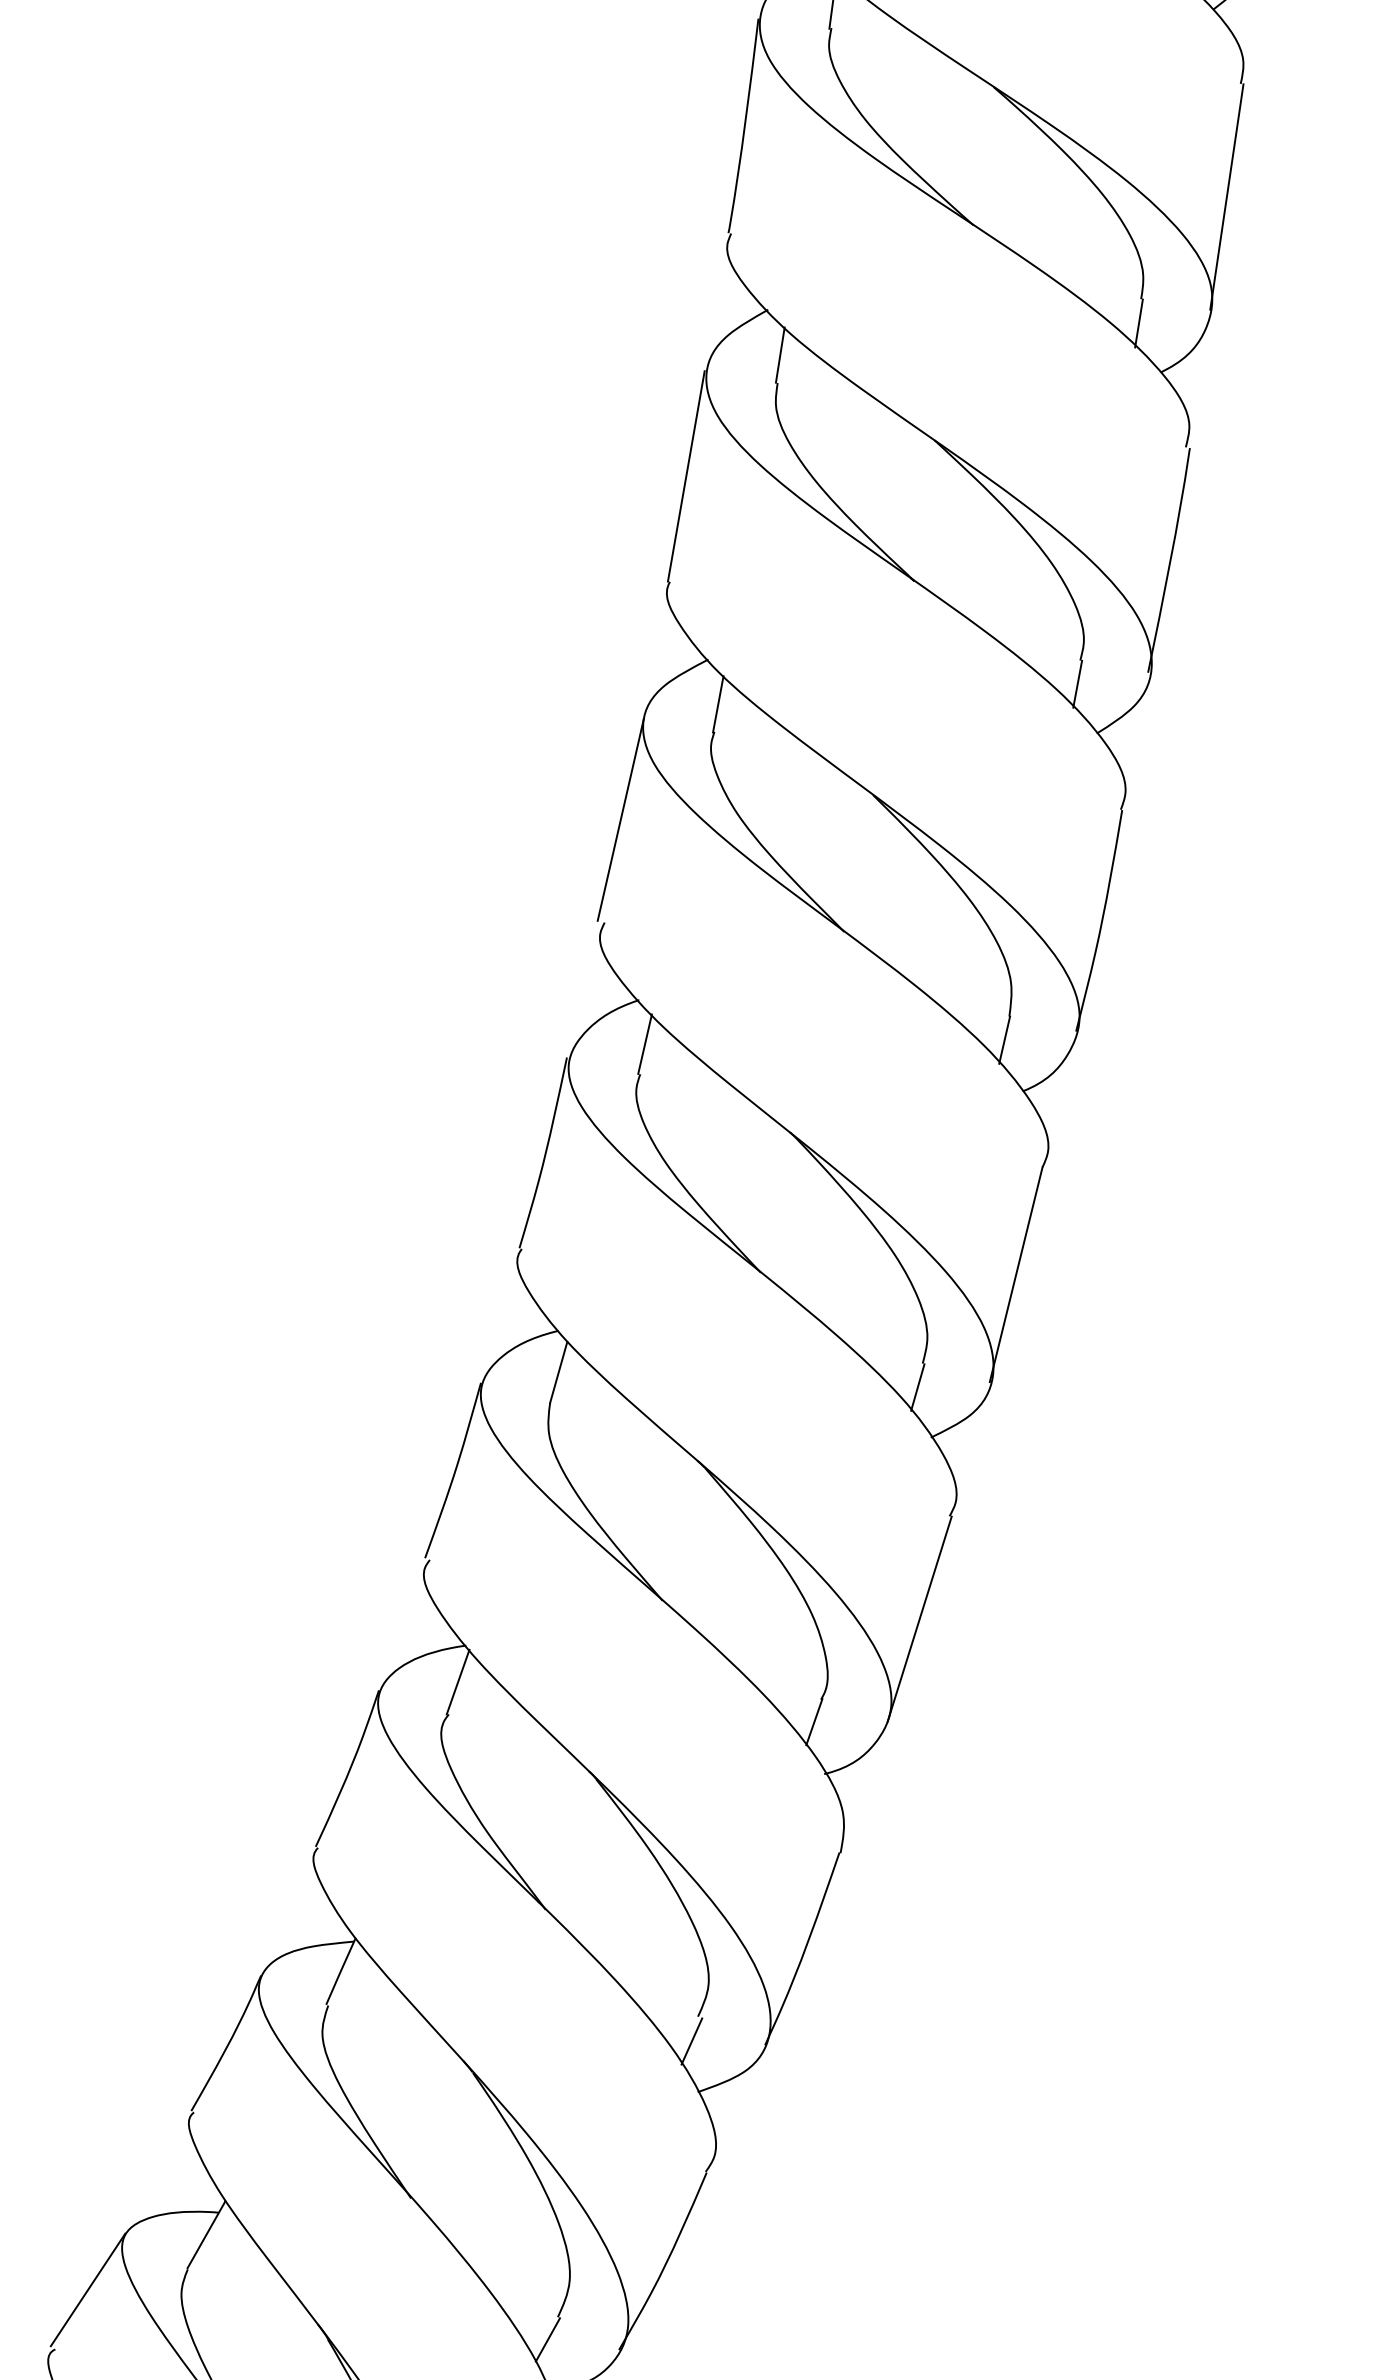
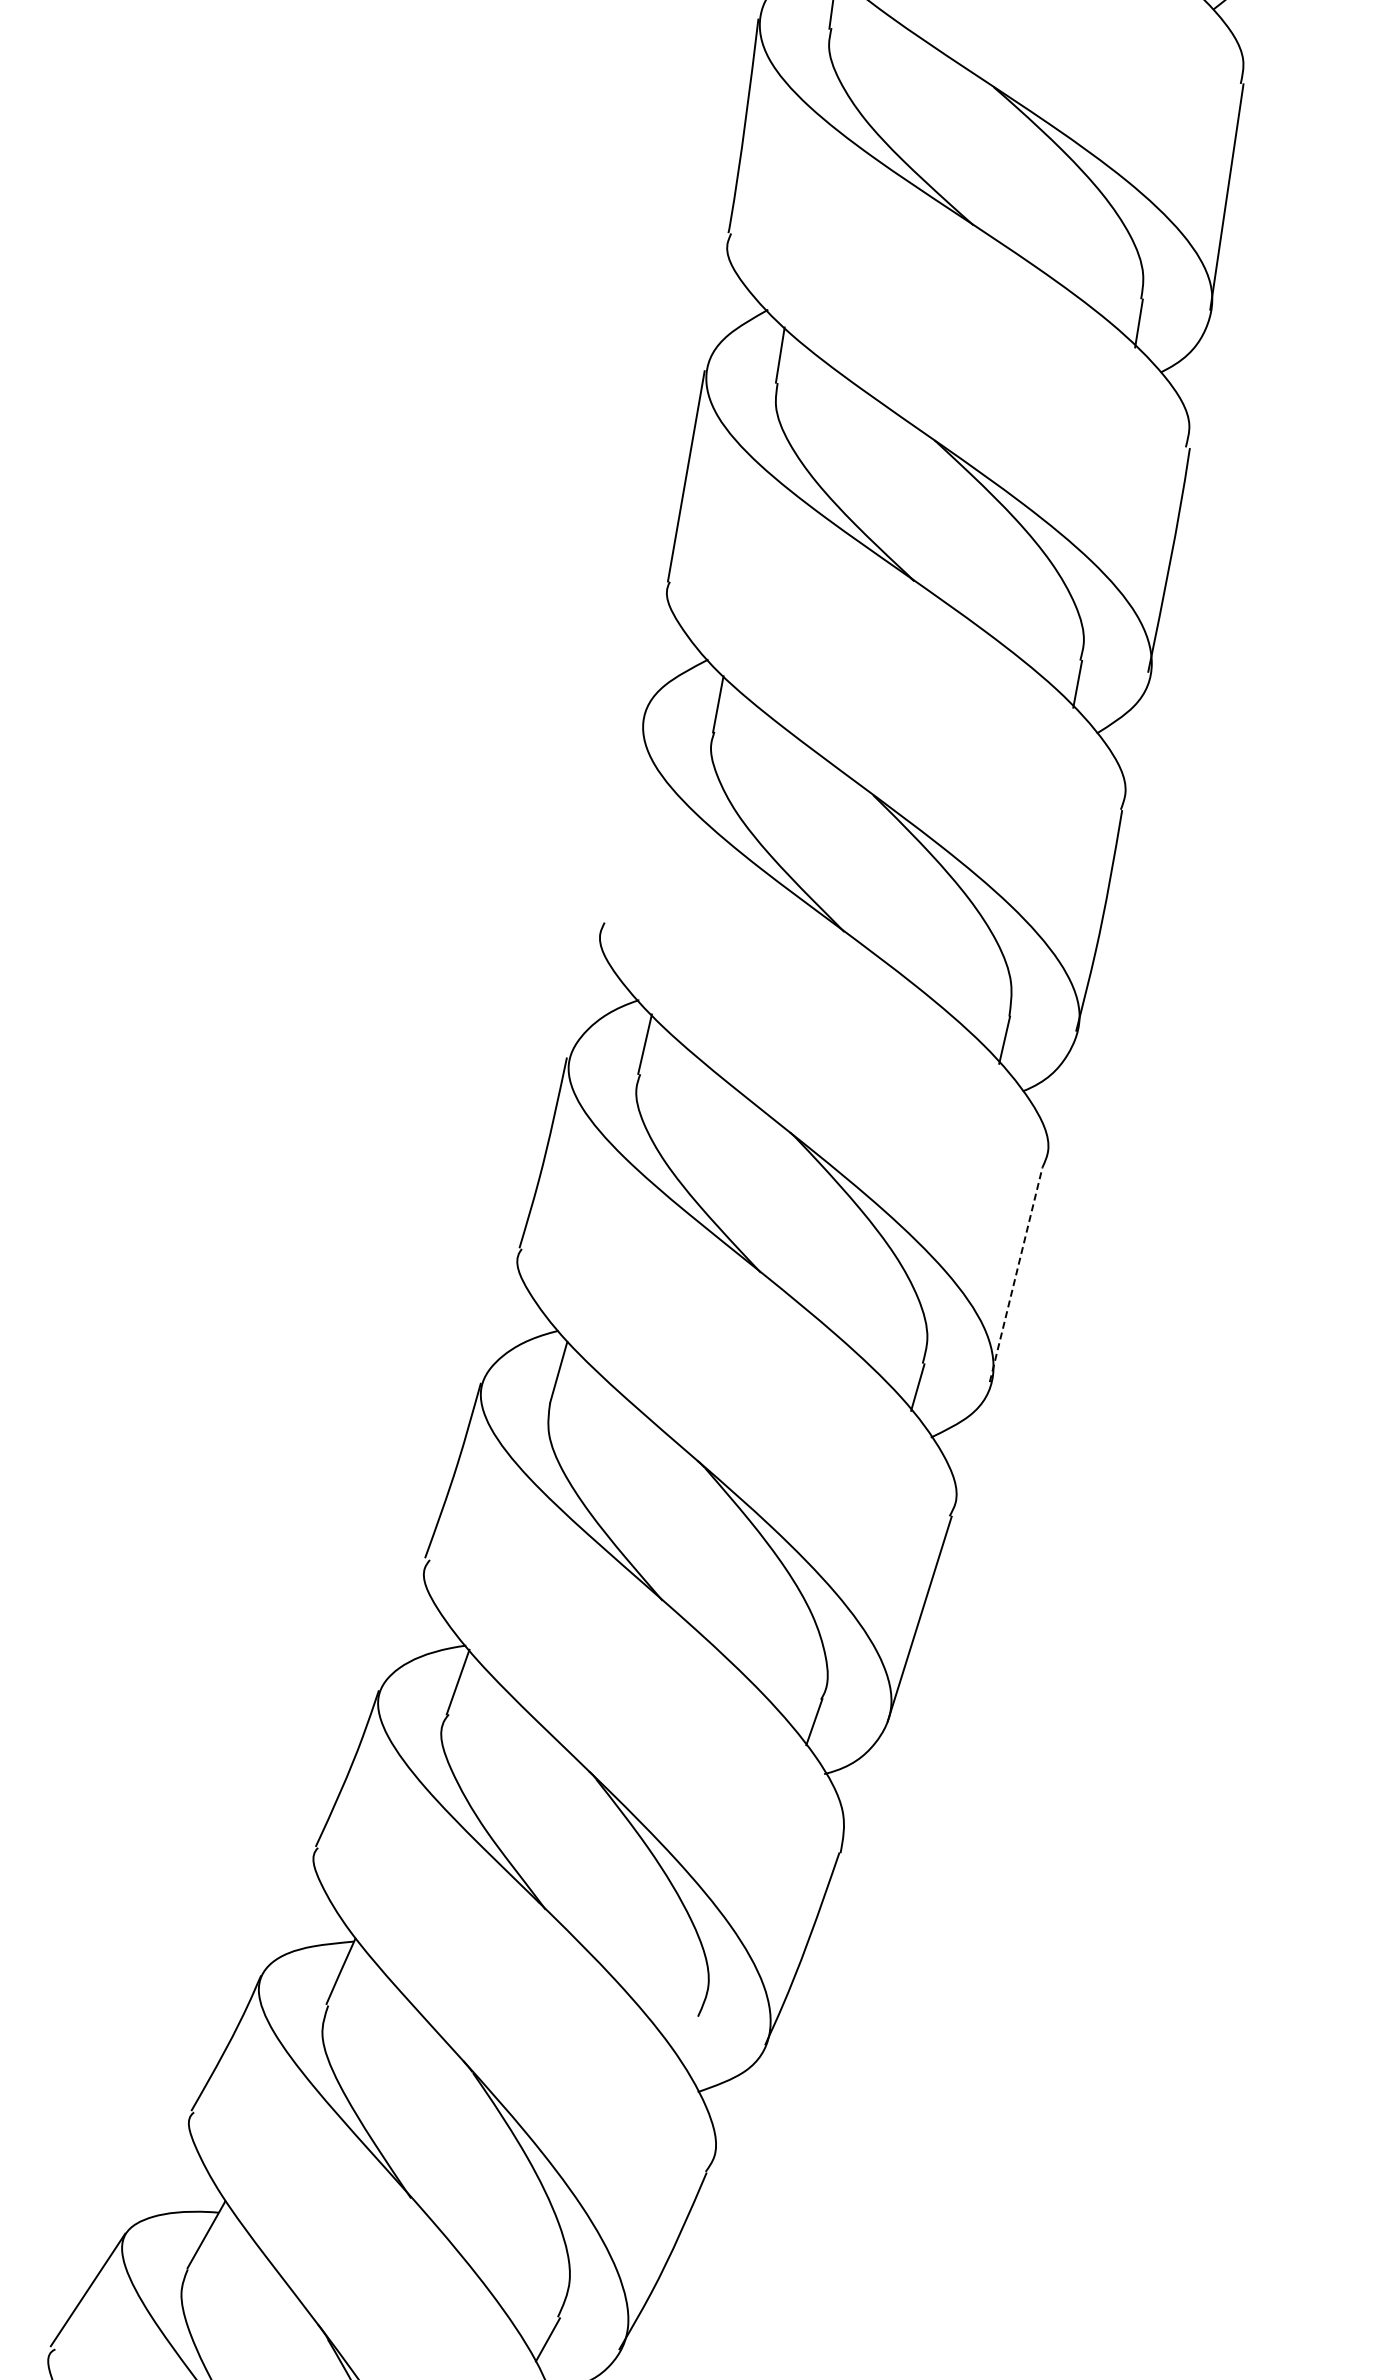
line: present -> none (620, 819)
line: solid -> dashed (1016, 1274)
line: present -> none (691, 2041)
